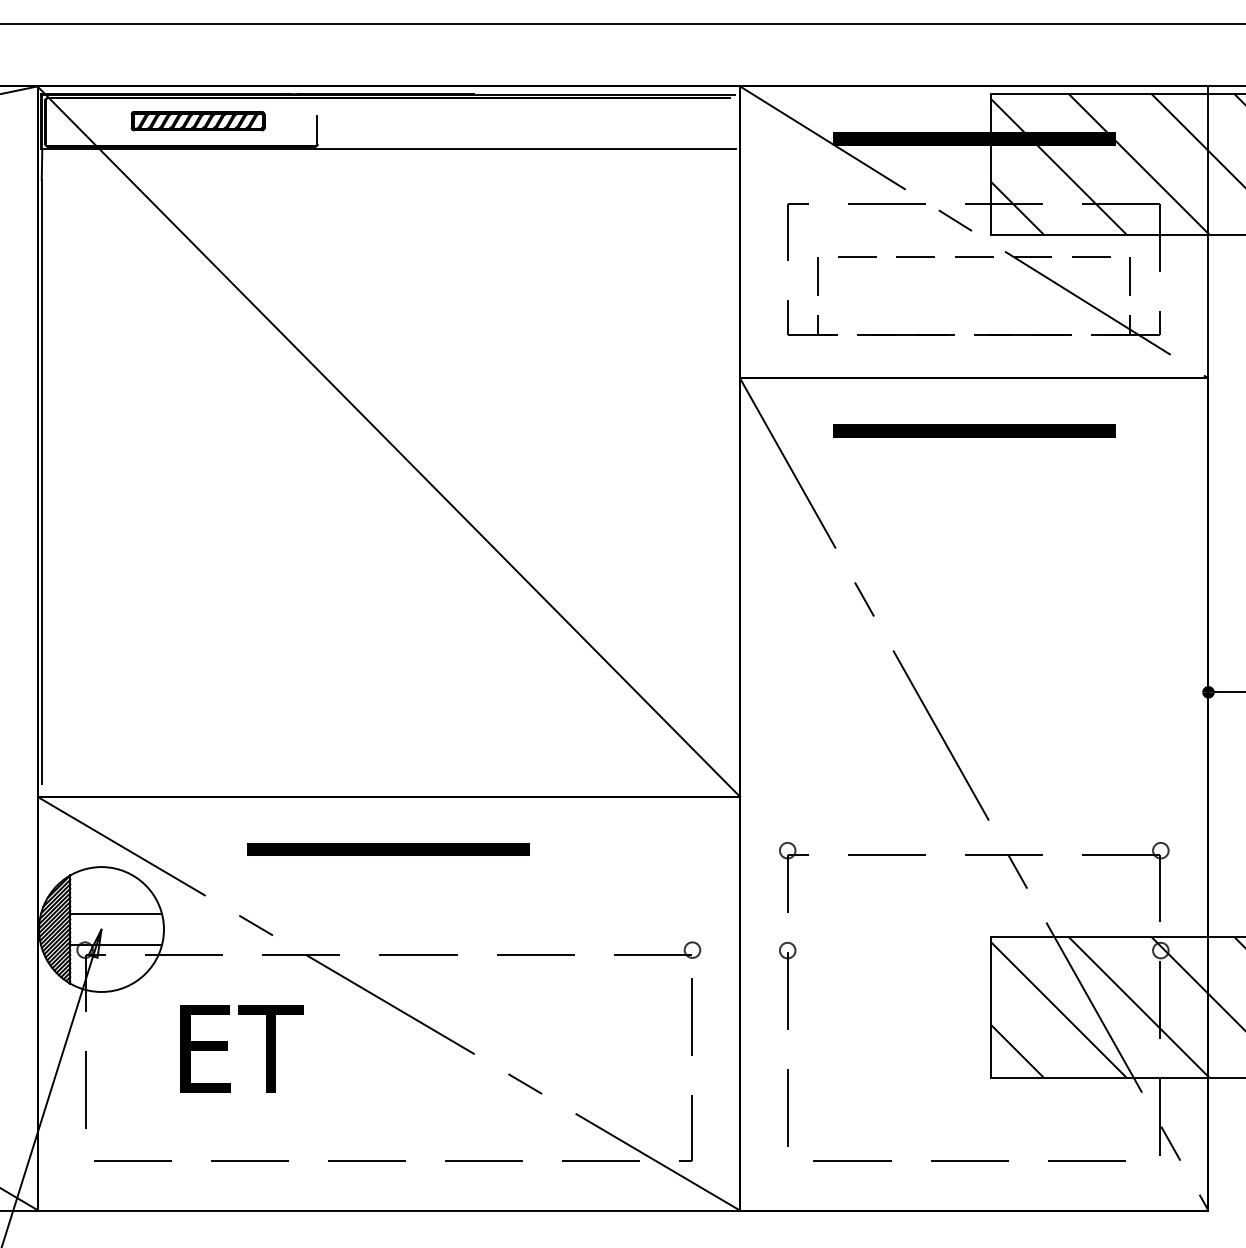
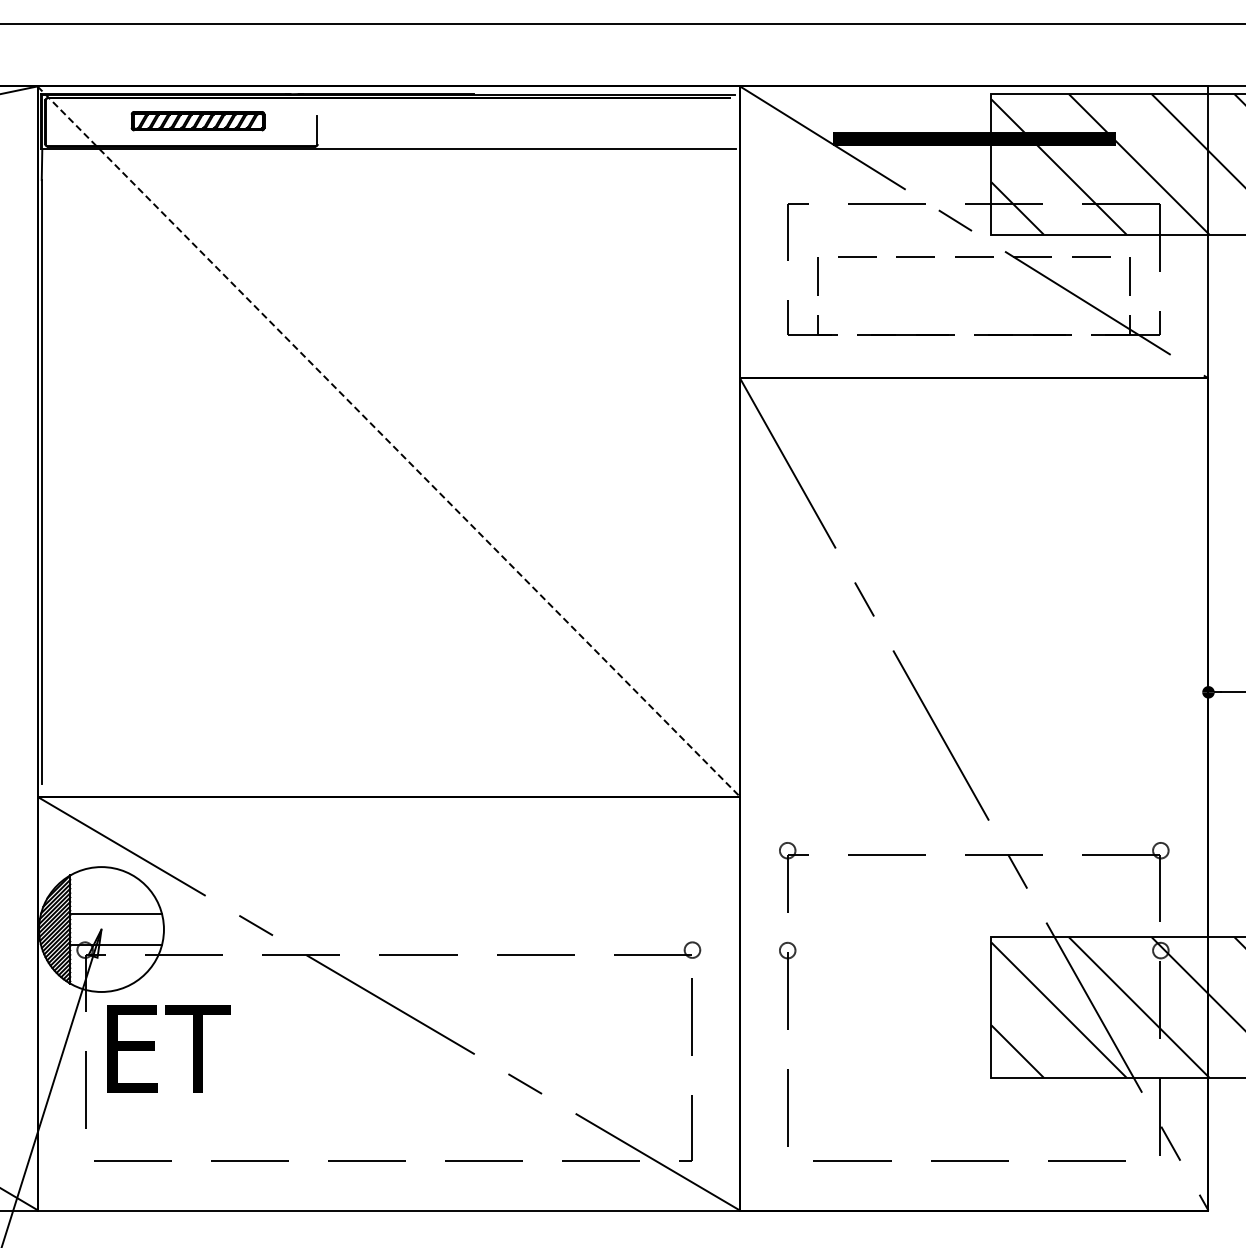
part: present -> none (974, 430)
line: solid -> dashed (388, 441)
part: present -> none (388, 849)
text position: (241, 1048) -> (168, 1048) (168, 1048)
